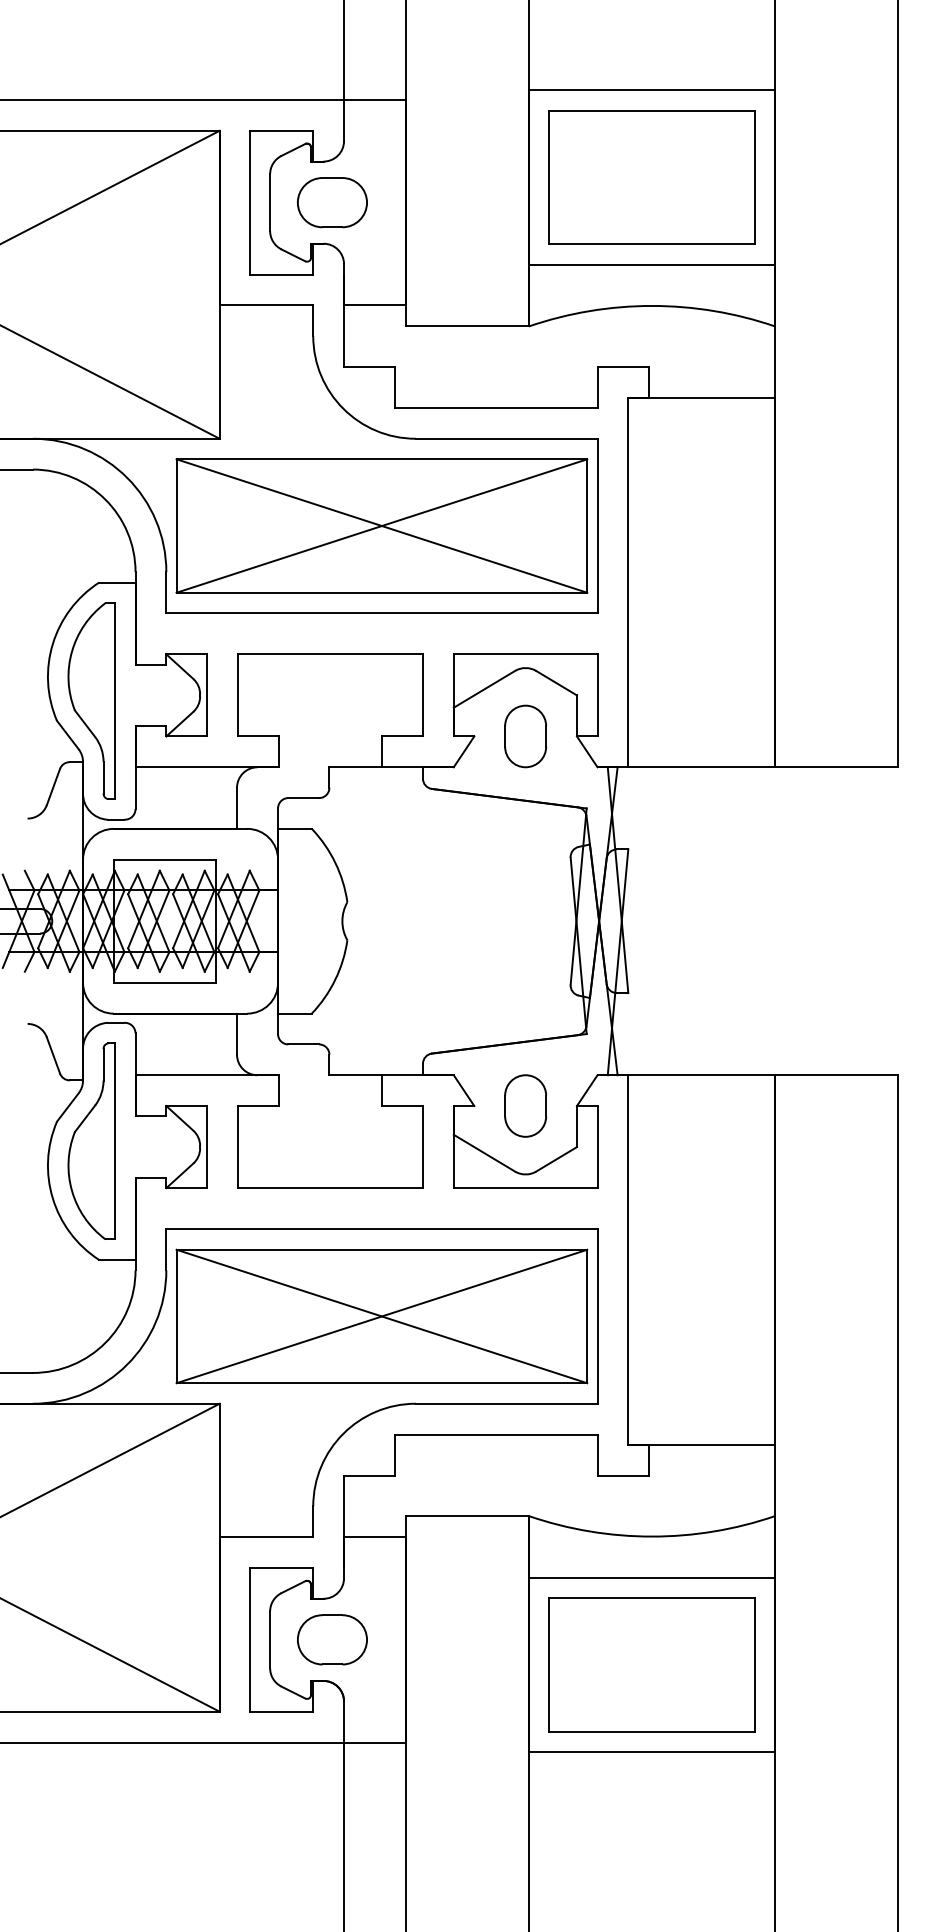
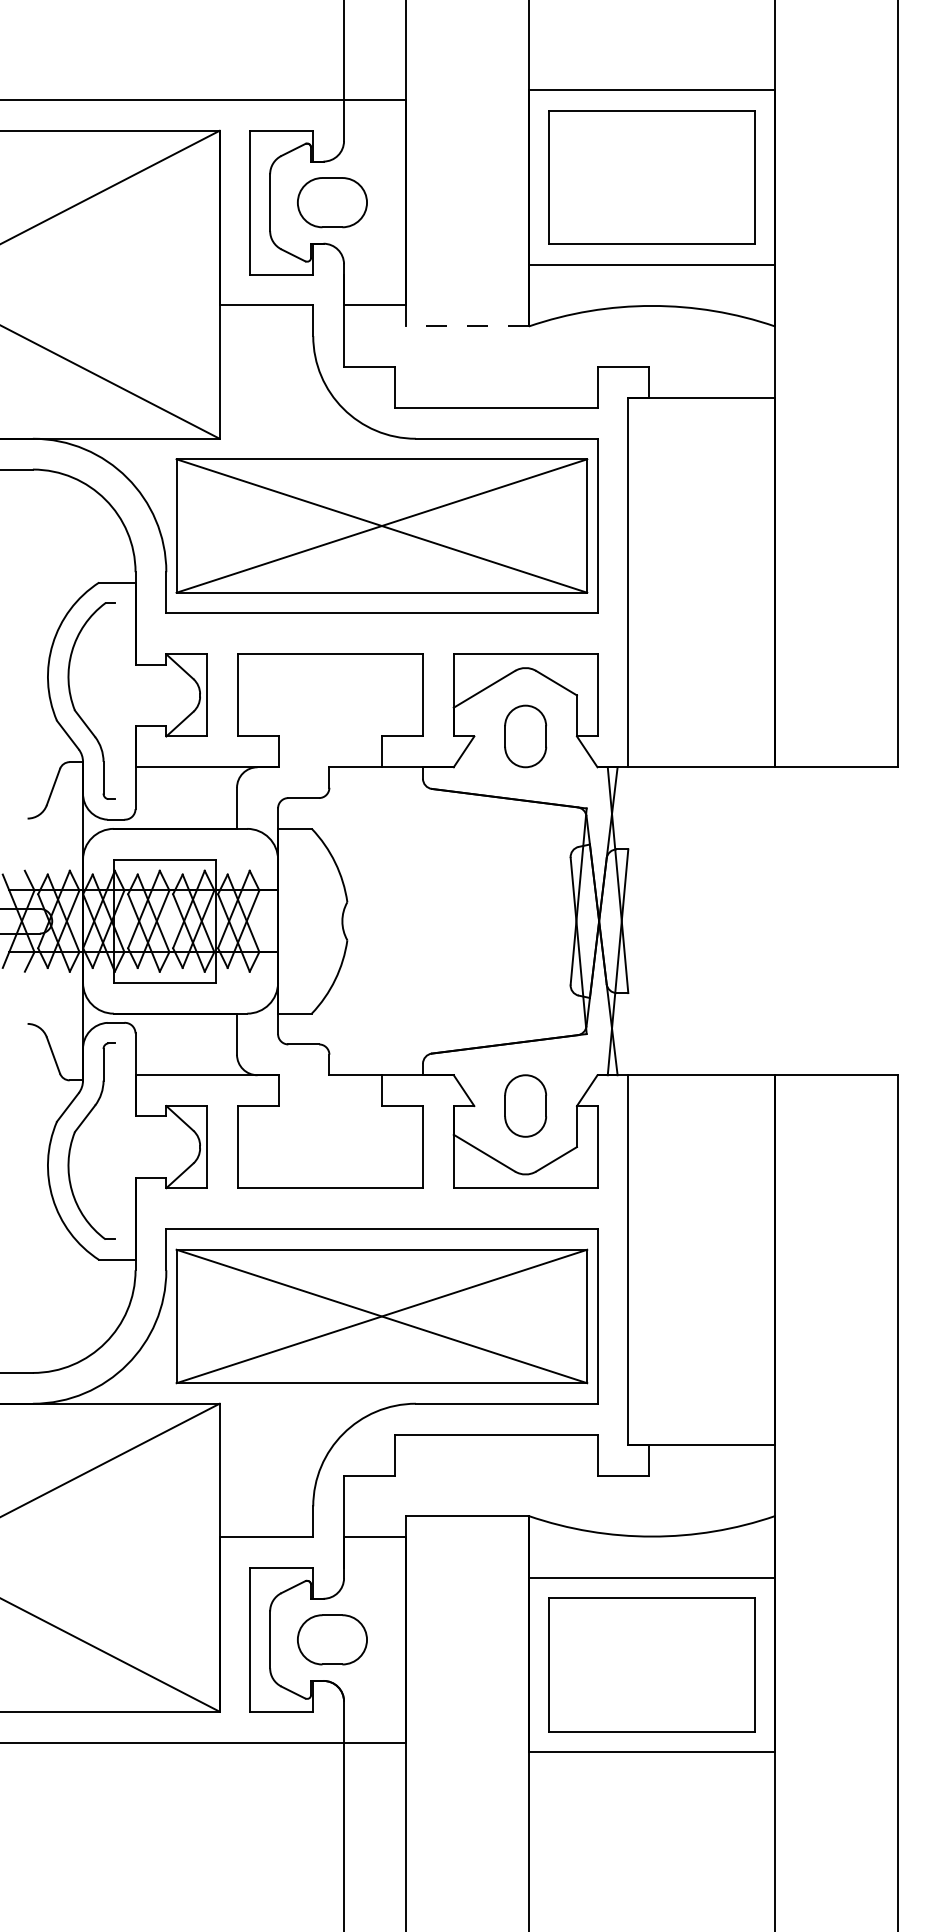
line: solid -> dashed (467, 326)
line: present -> none (115, 701)
line: present -> none (115, 1141)
